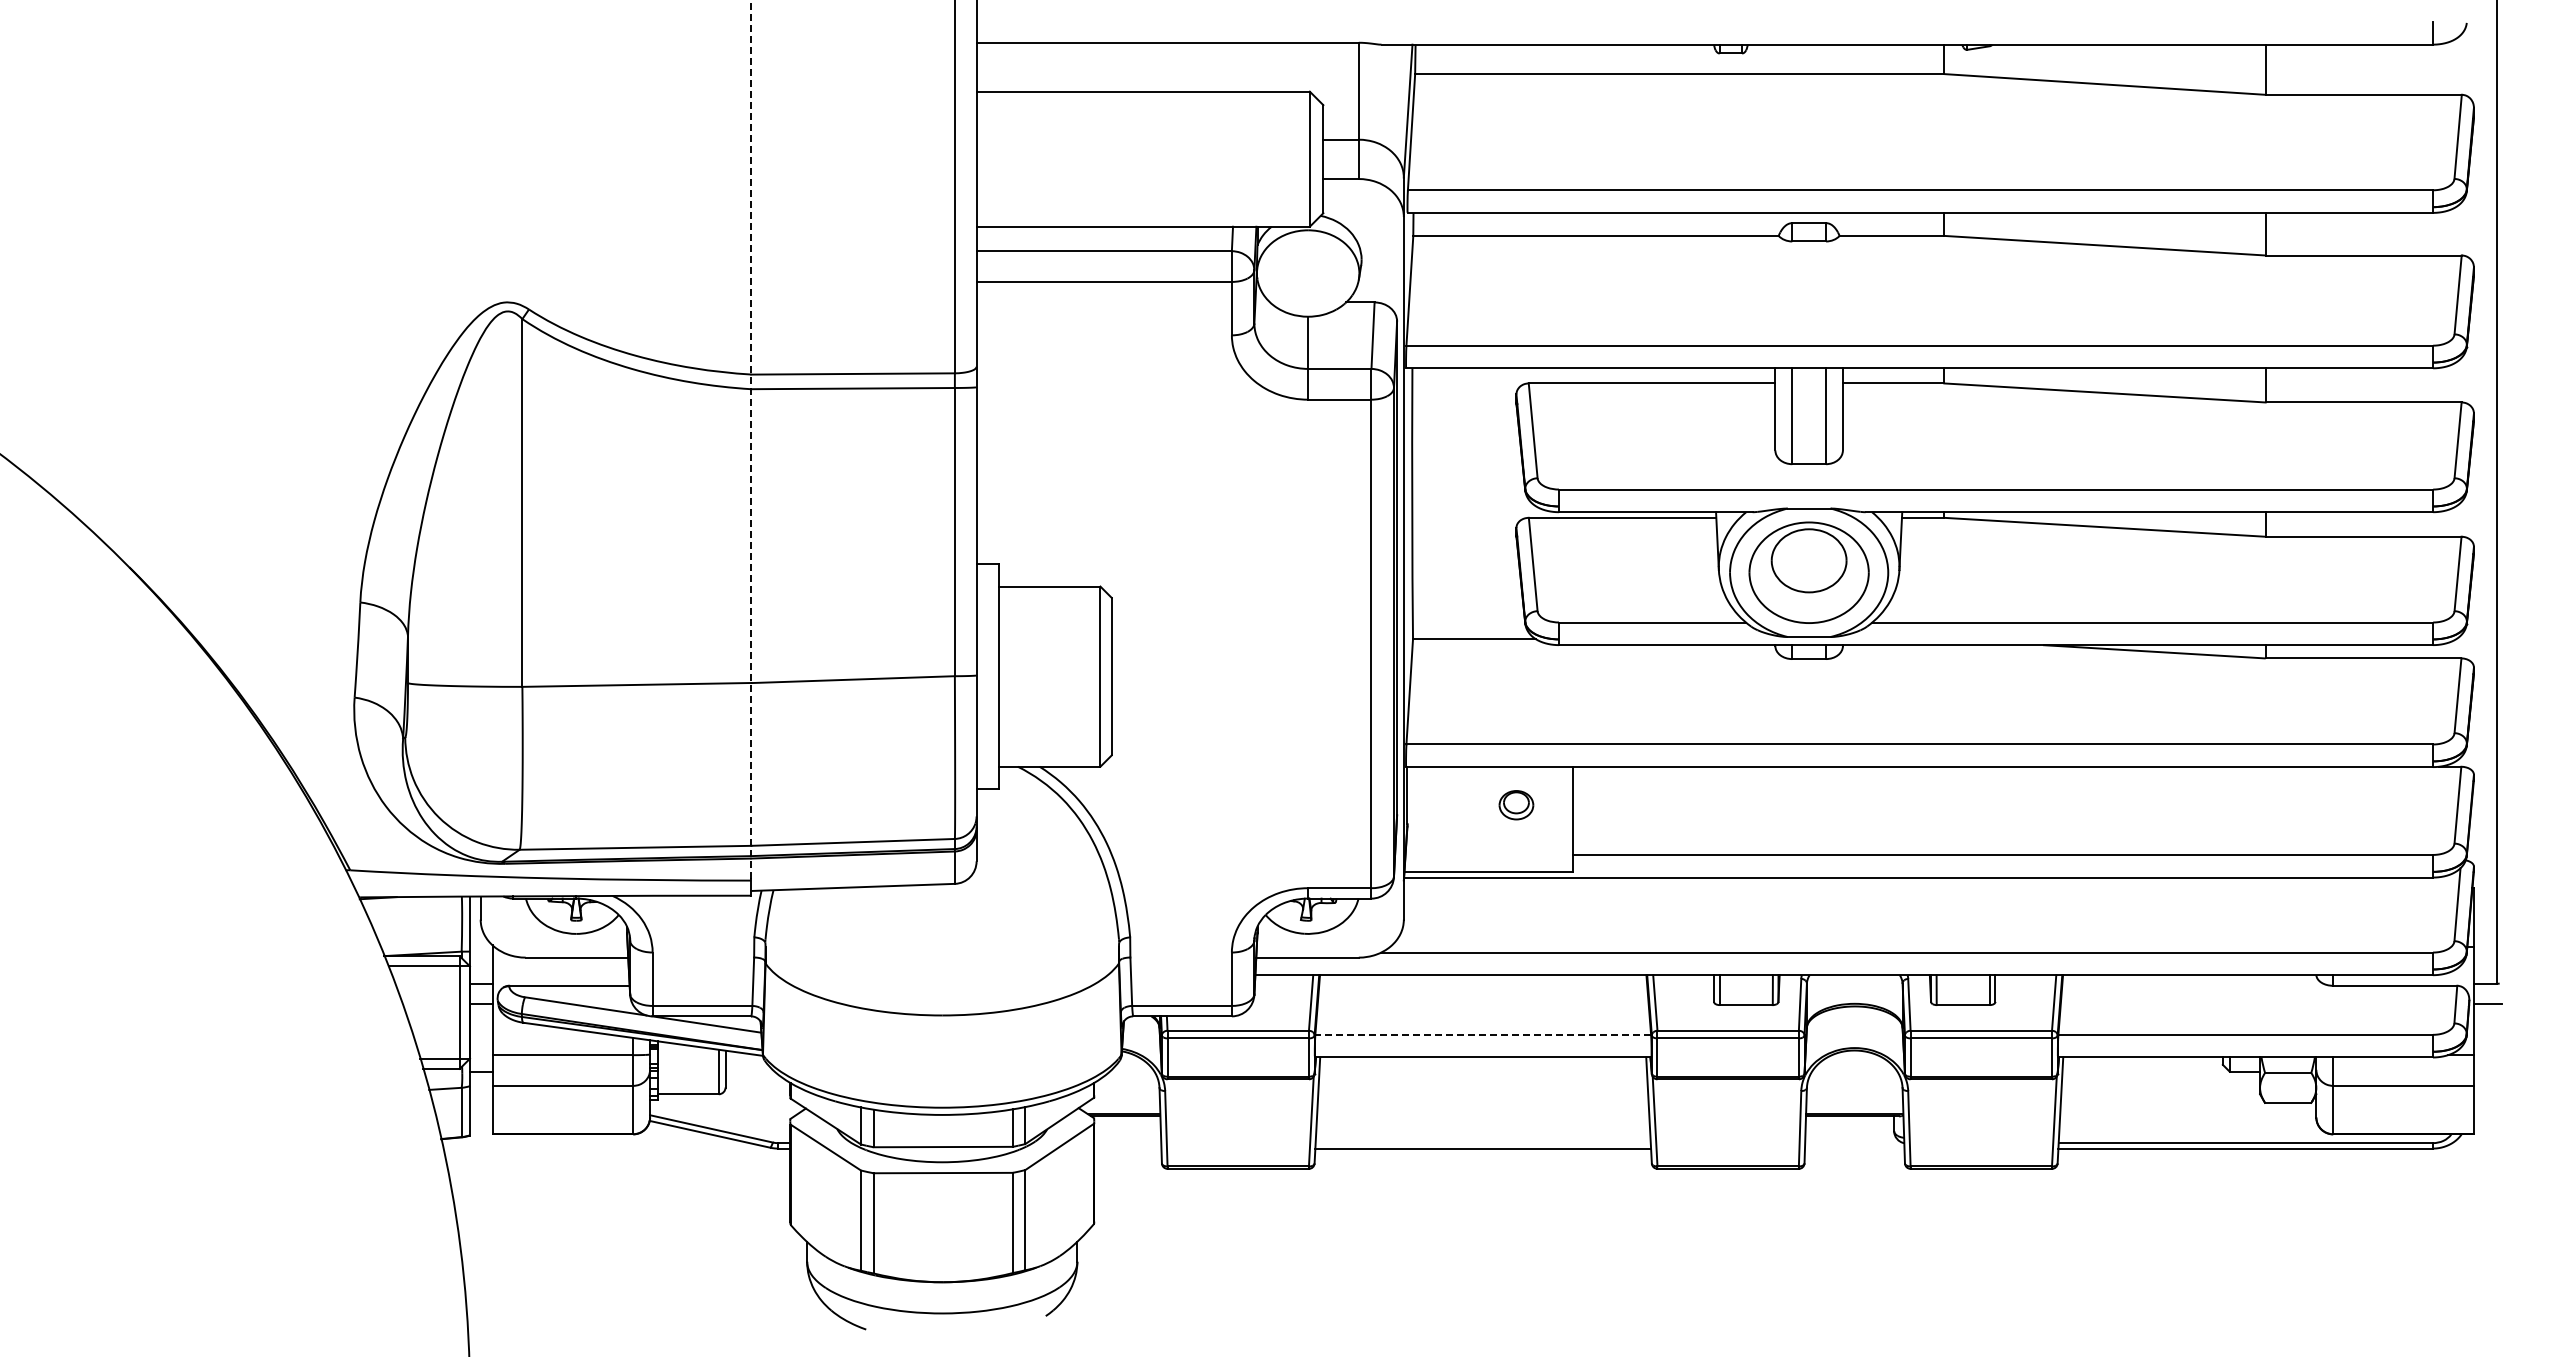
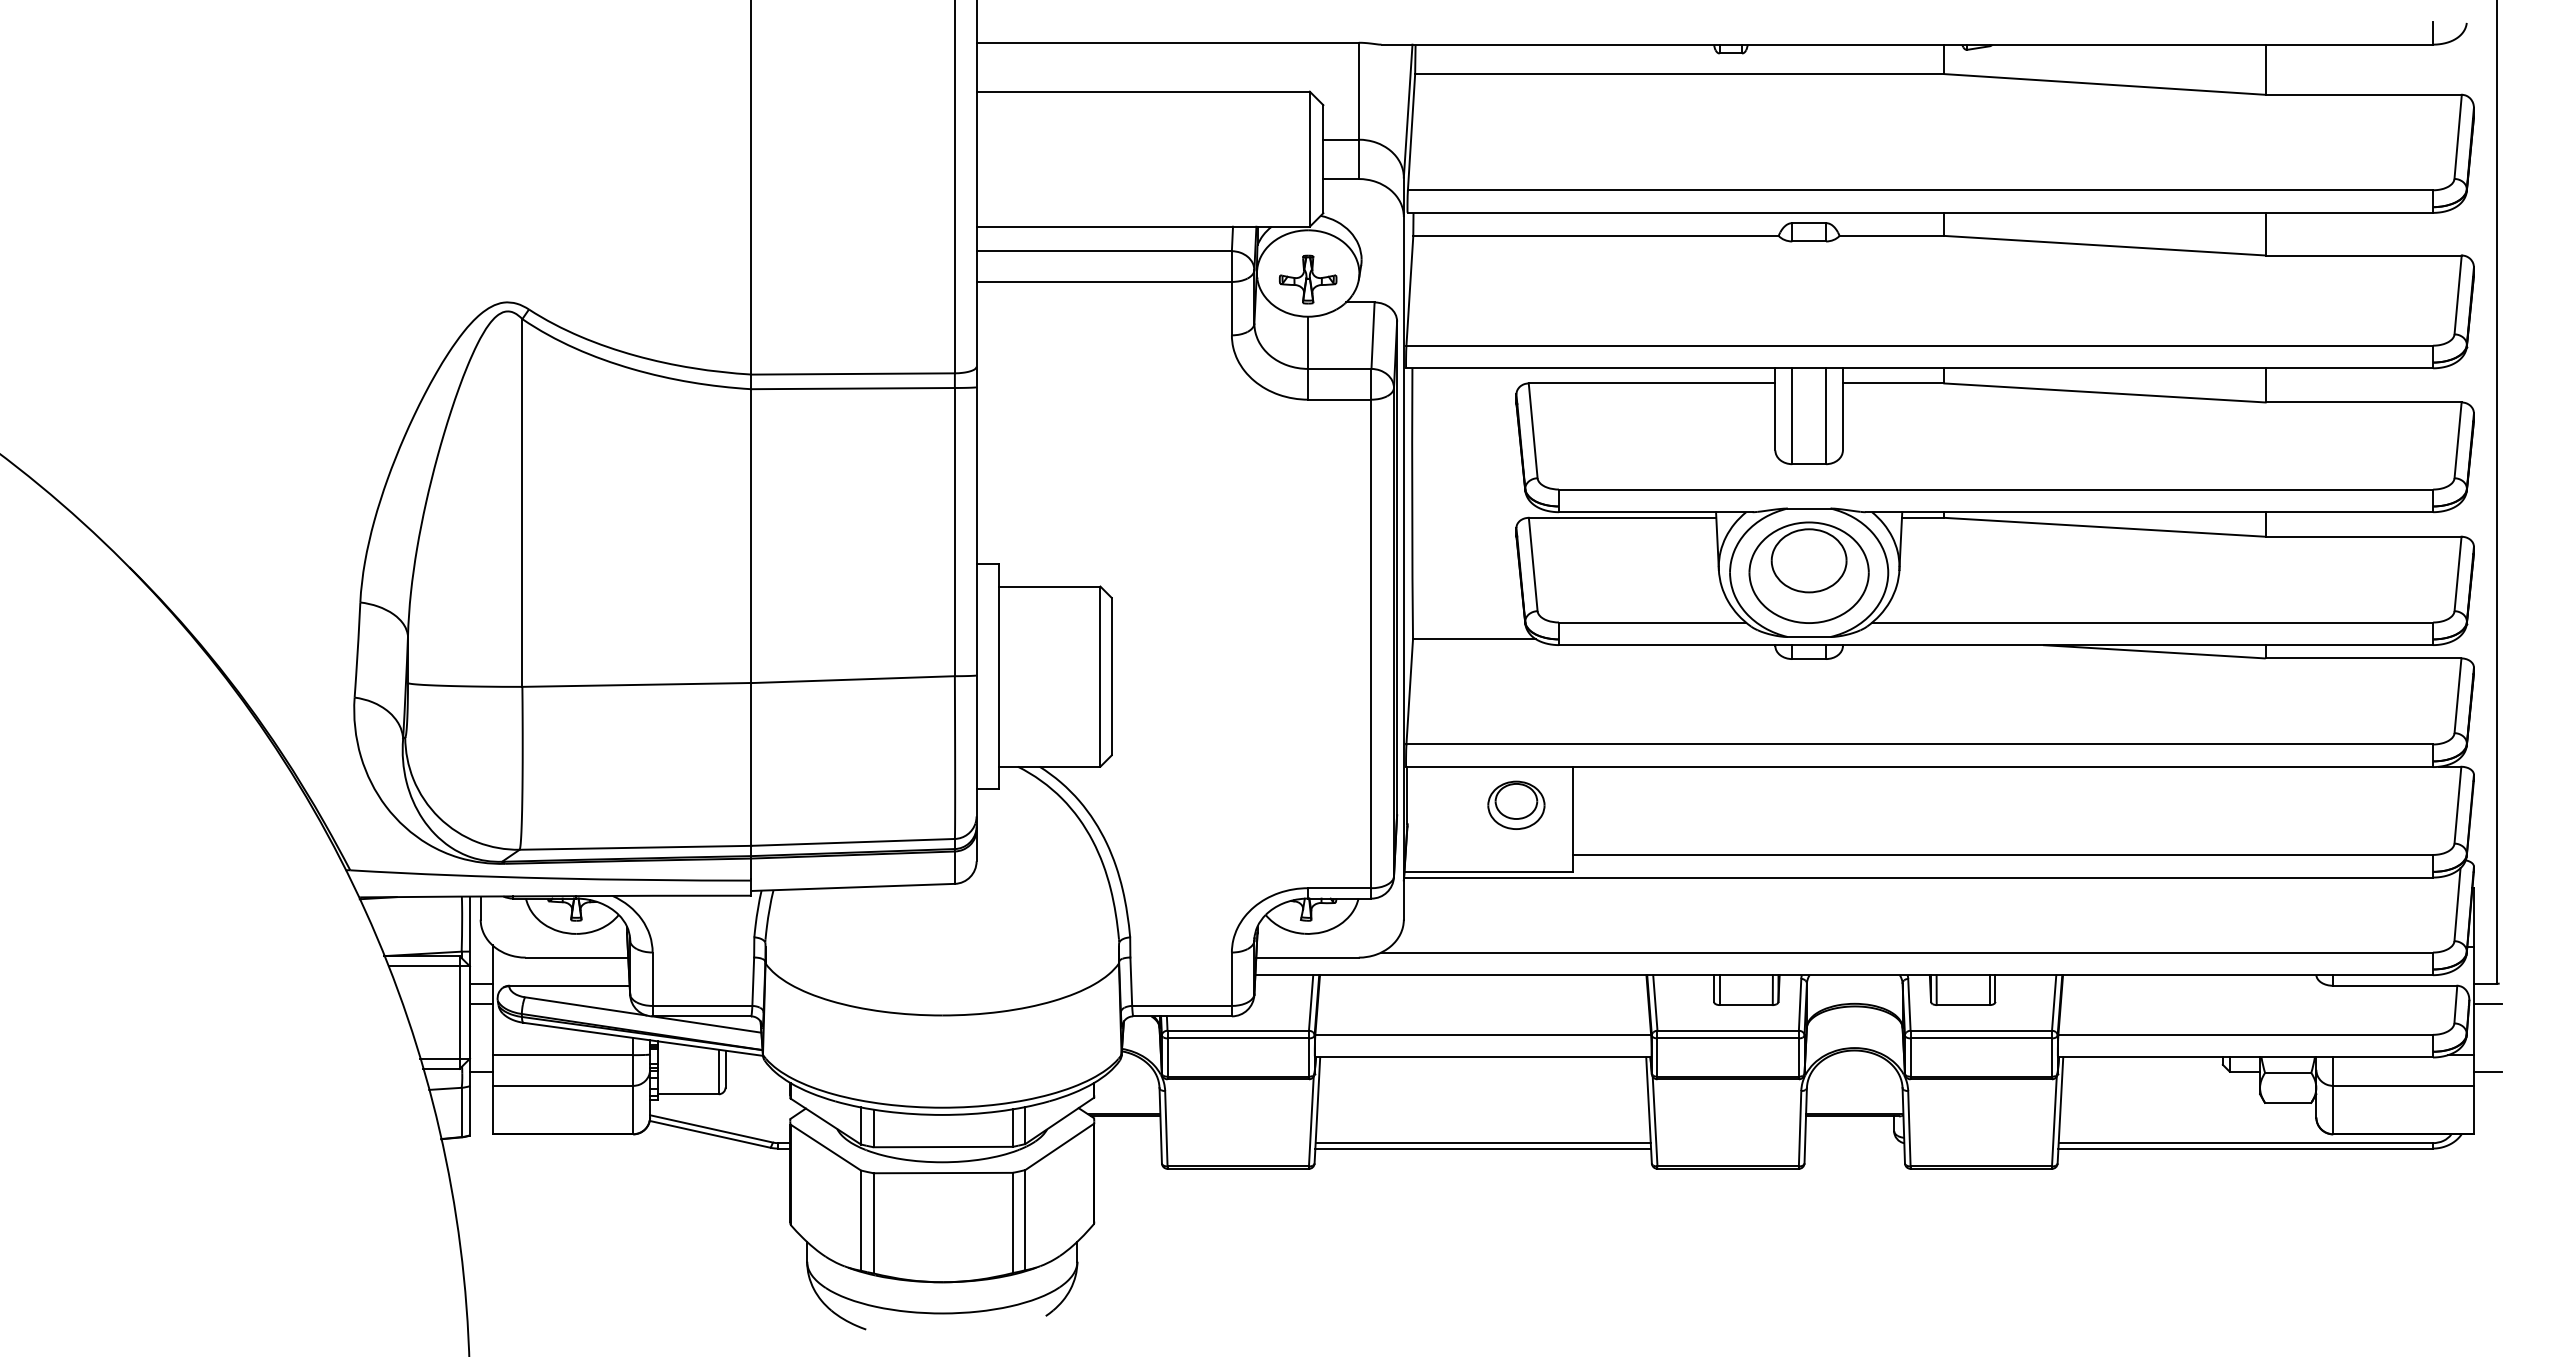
part: none -> present (1308, 279)
line: dashed -> solid (751, 439)
part size: 37x31 px -> 59x50 px (1516, 804)
line: dashed -> solid (1483, 1034)
line: none -> present (2487, 1071)
line: none -> present (1482, 1143)
